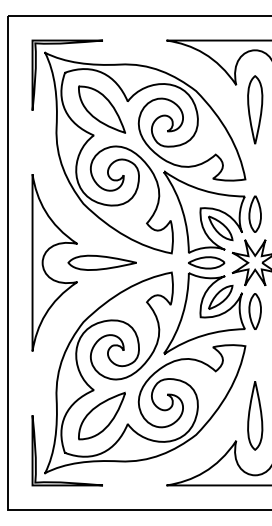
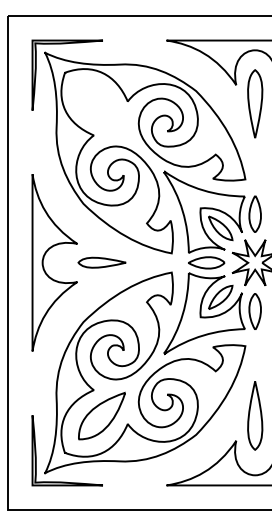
part: present -> none (101, 109)
part position: (255, 109) -> (255, 103) (255, 103)
part size: 70x17 px -> 50x13 px (101, 262)
